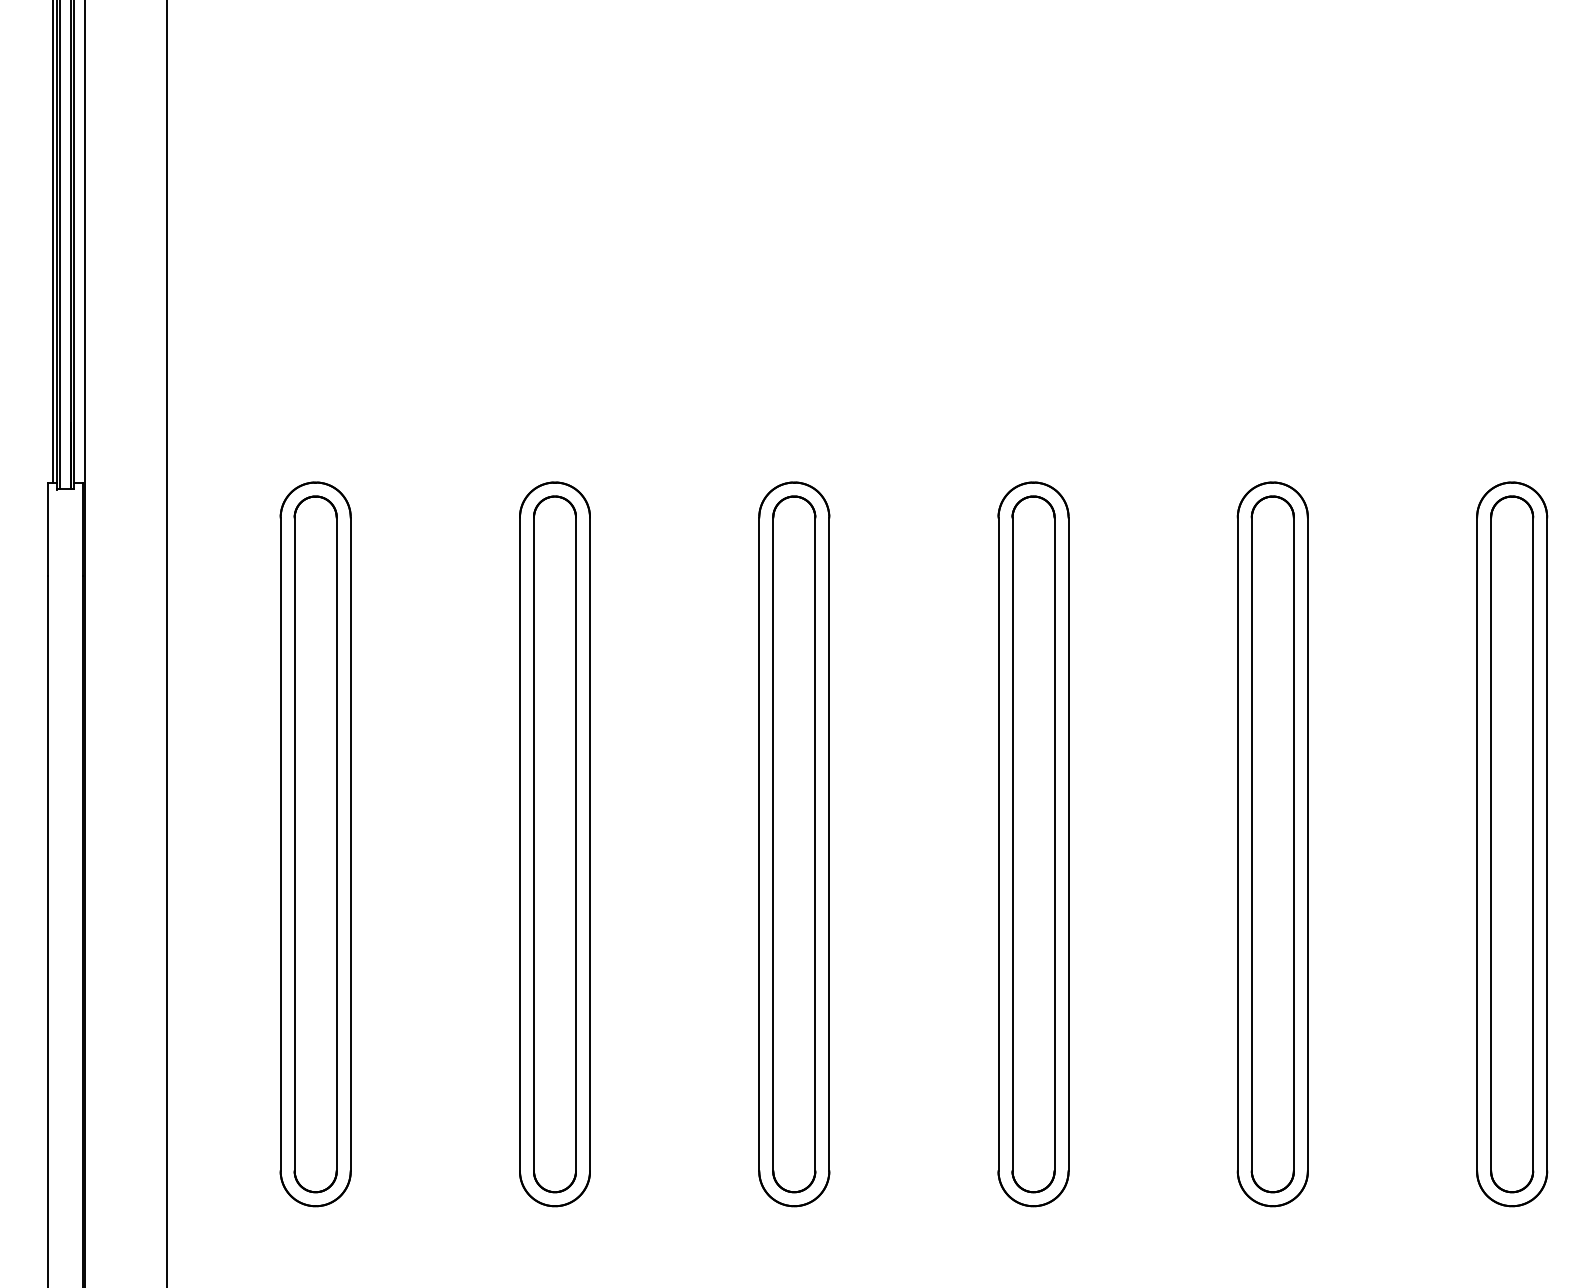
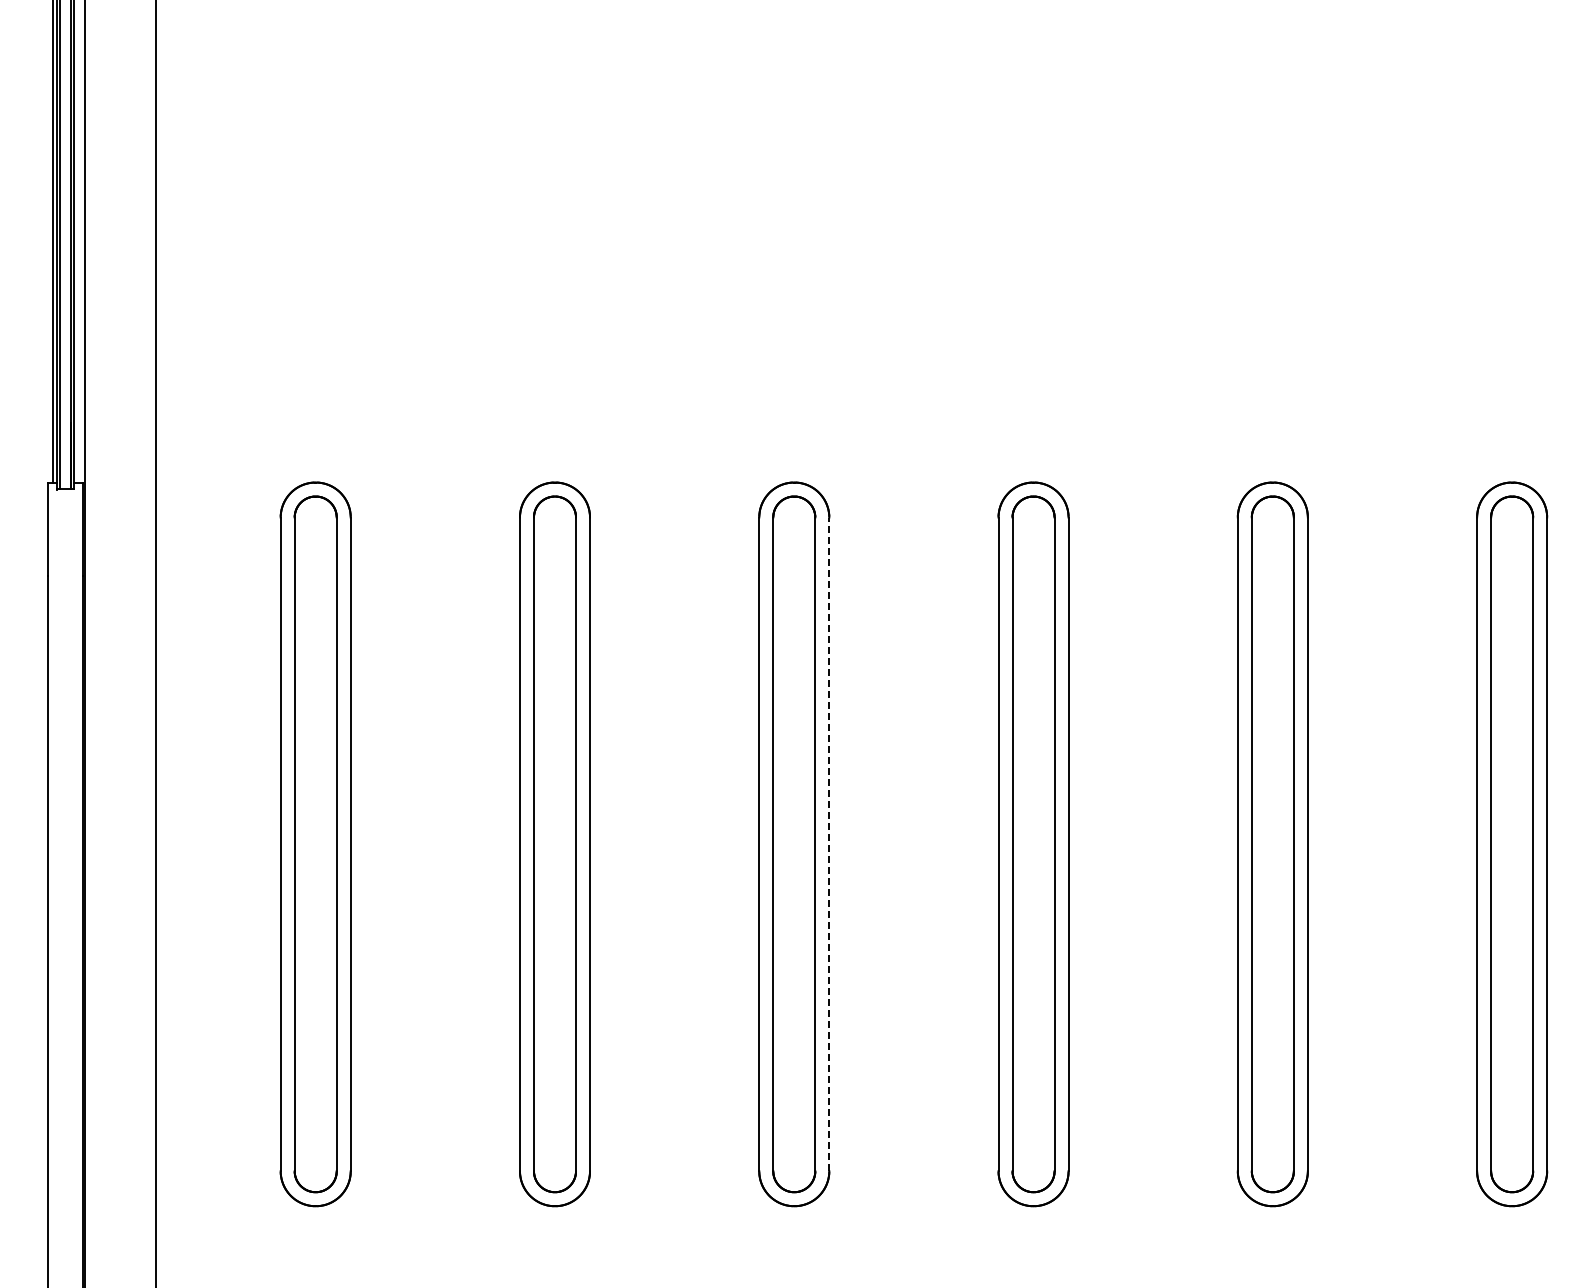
line position: (166, 643) -> (155, 643) (155, 643)
line: solid -> dashed (829, 844)
